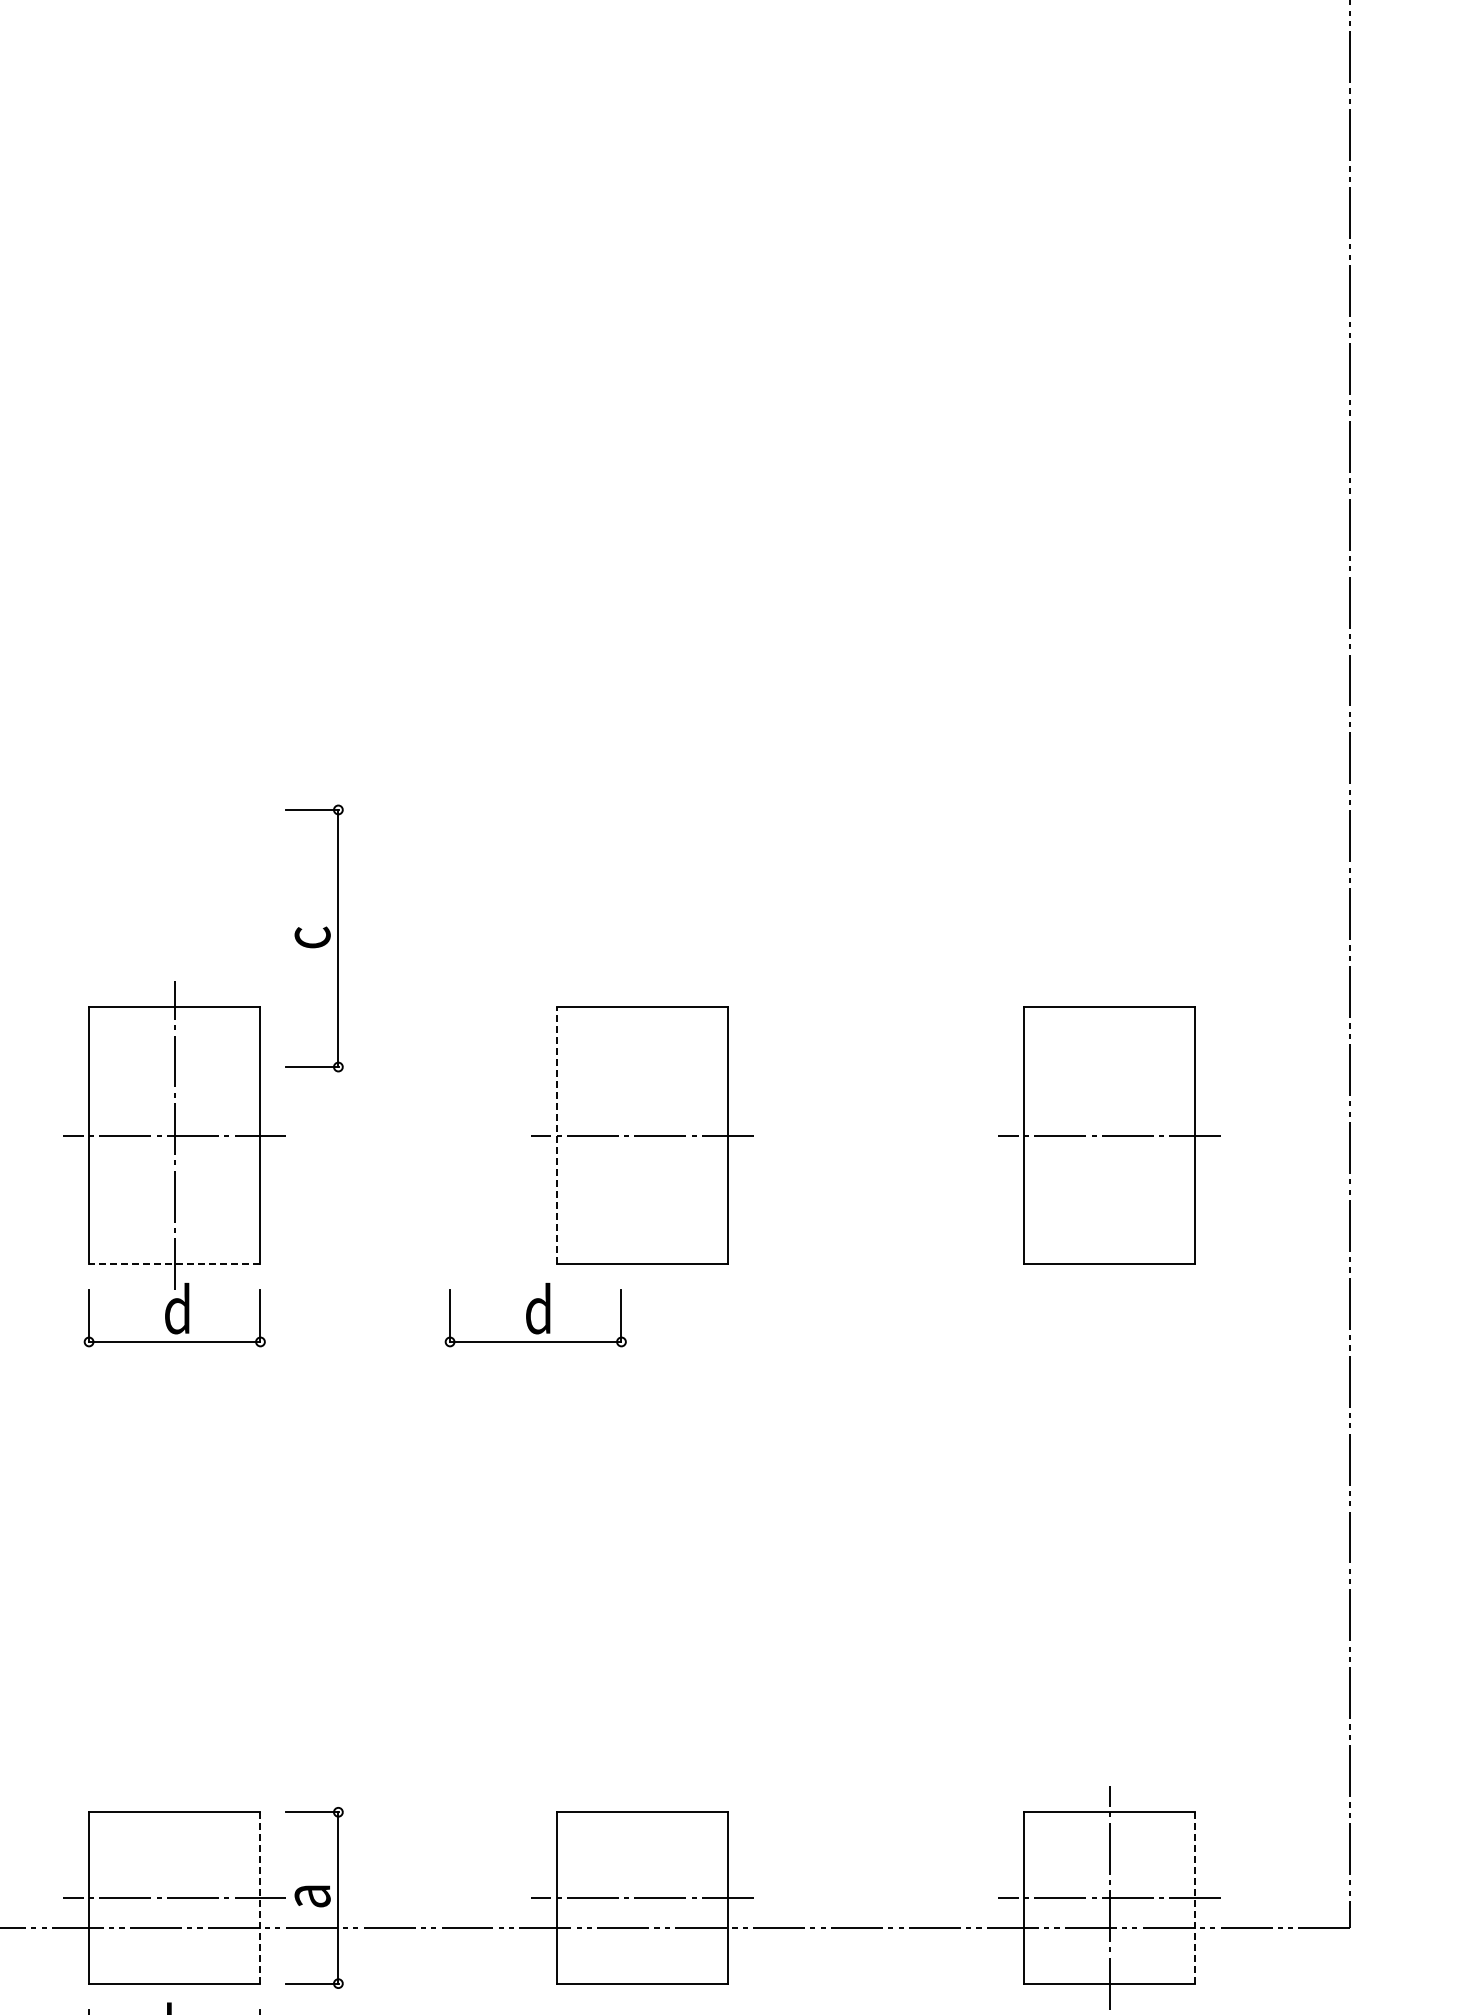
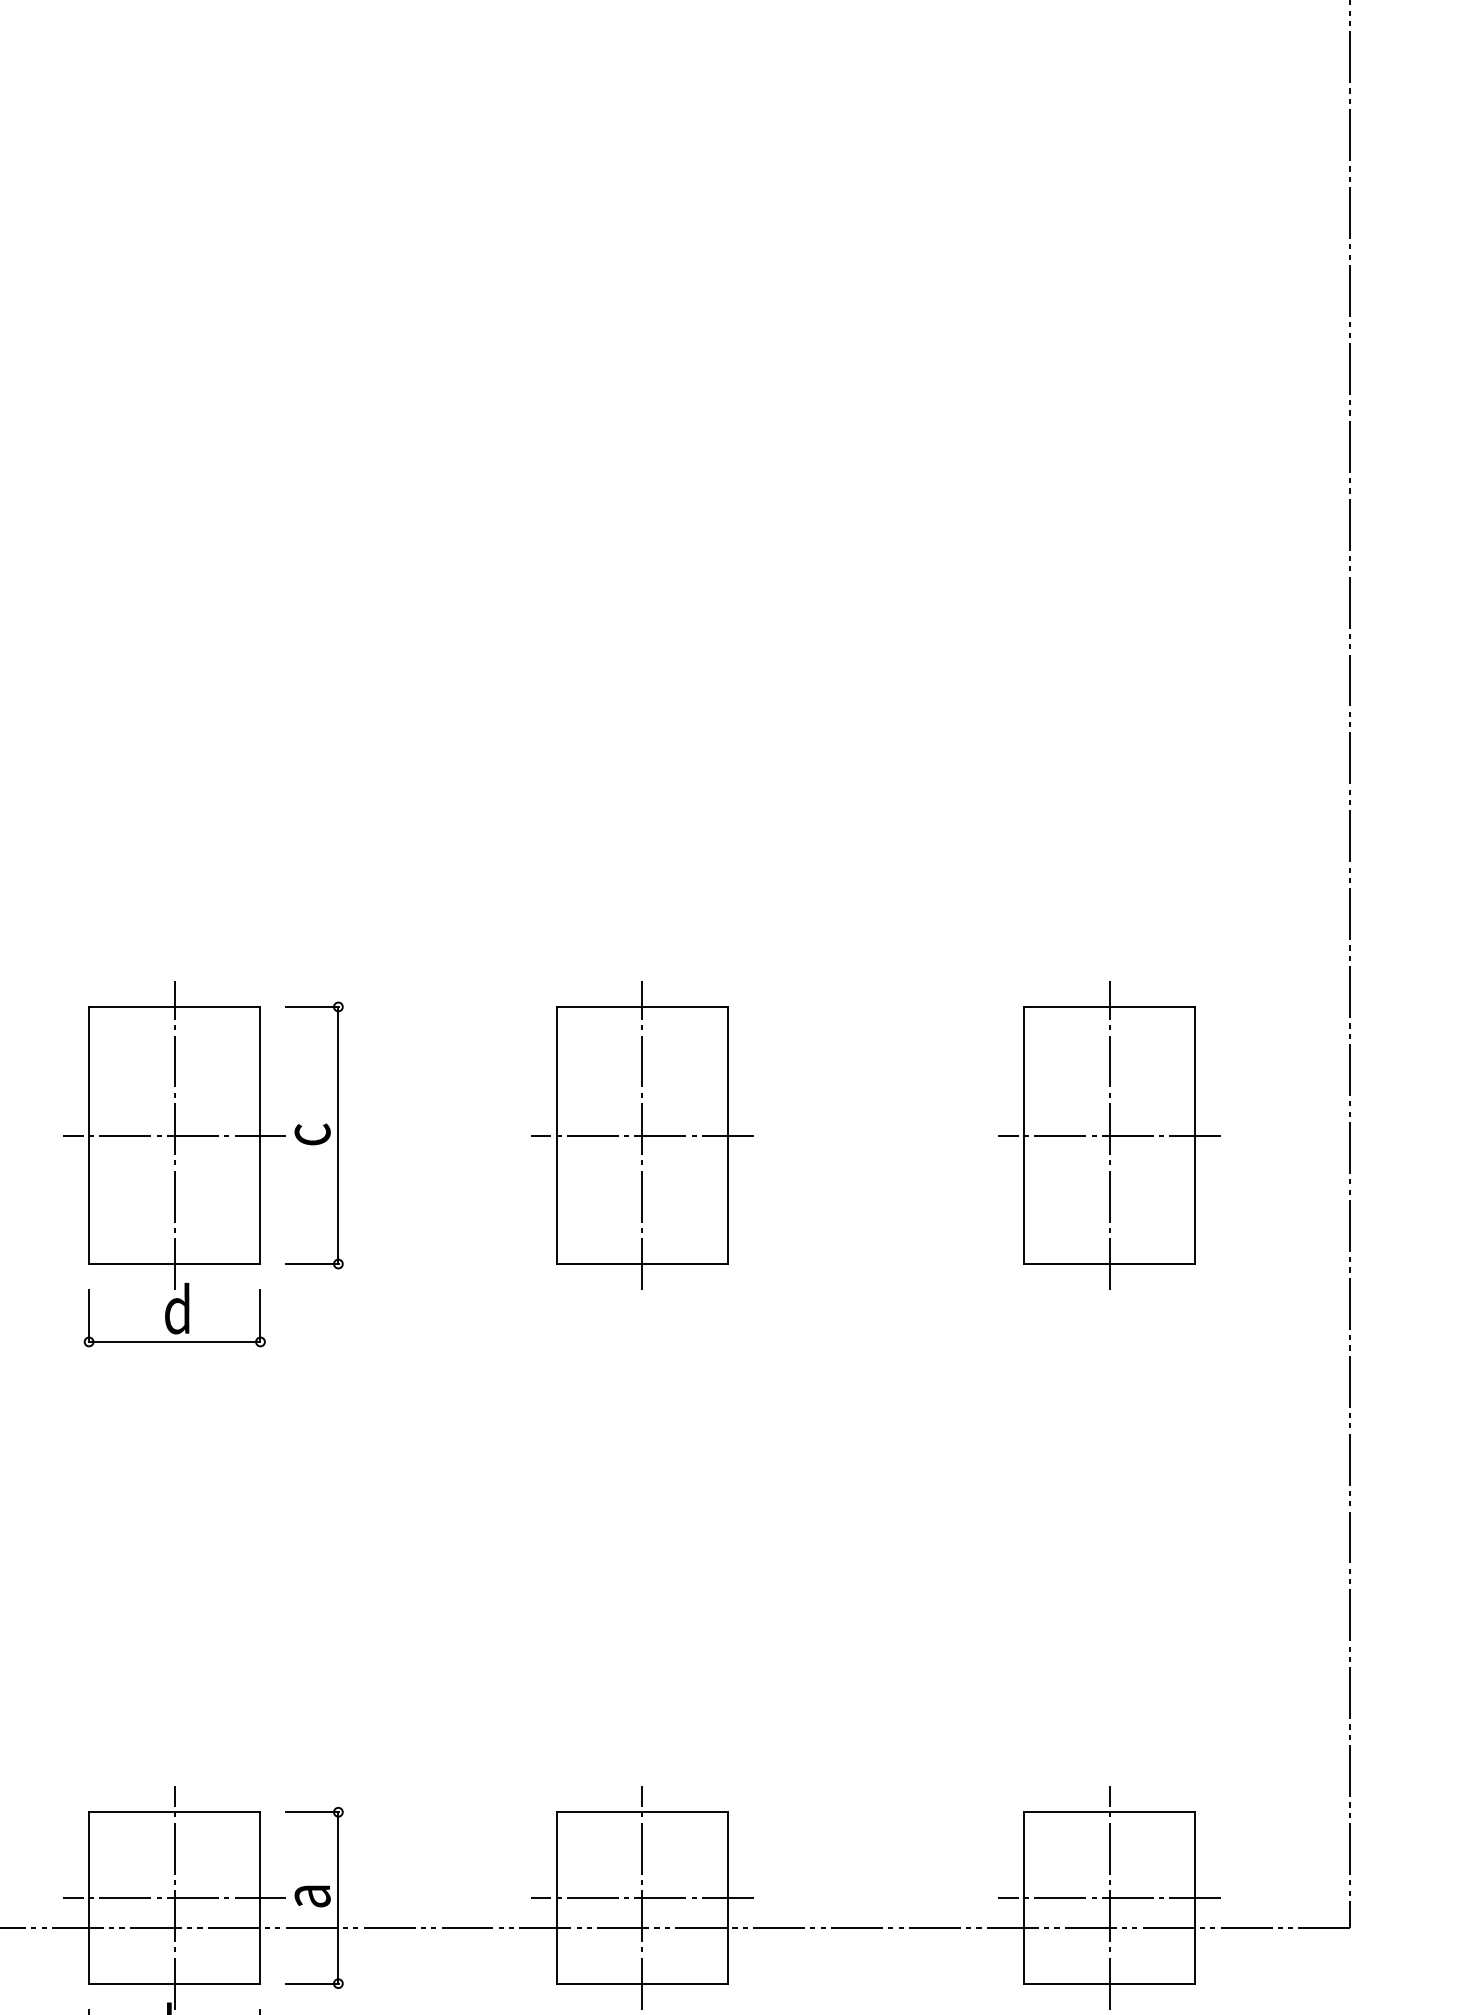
part position: (314, 938) -> (314, 1135) (314, 1135)
line: dashed -> solid (556, 1135)
line: none -> present (642, 1135)
line: none -> present (1109, 1135)
line: dashed -> solid (174, 1264)
part: present -> none (535, 1315)
line: none -> present (174, 1897)
line: dashed -> solid (260, 1897)
line: none -> present (642, 1897)
line: dashed -> solid (1195, 1897)
